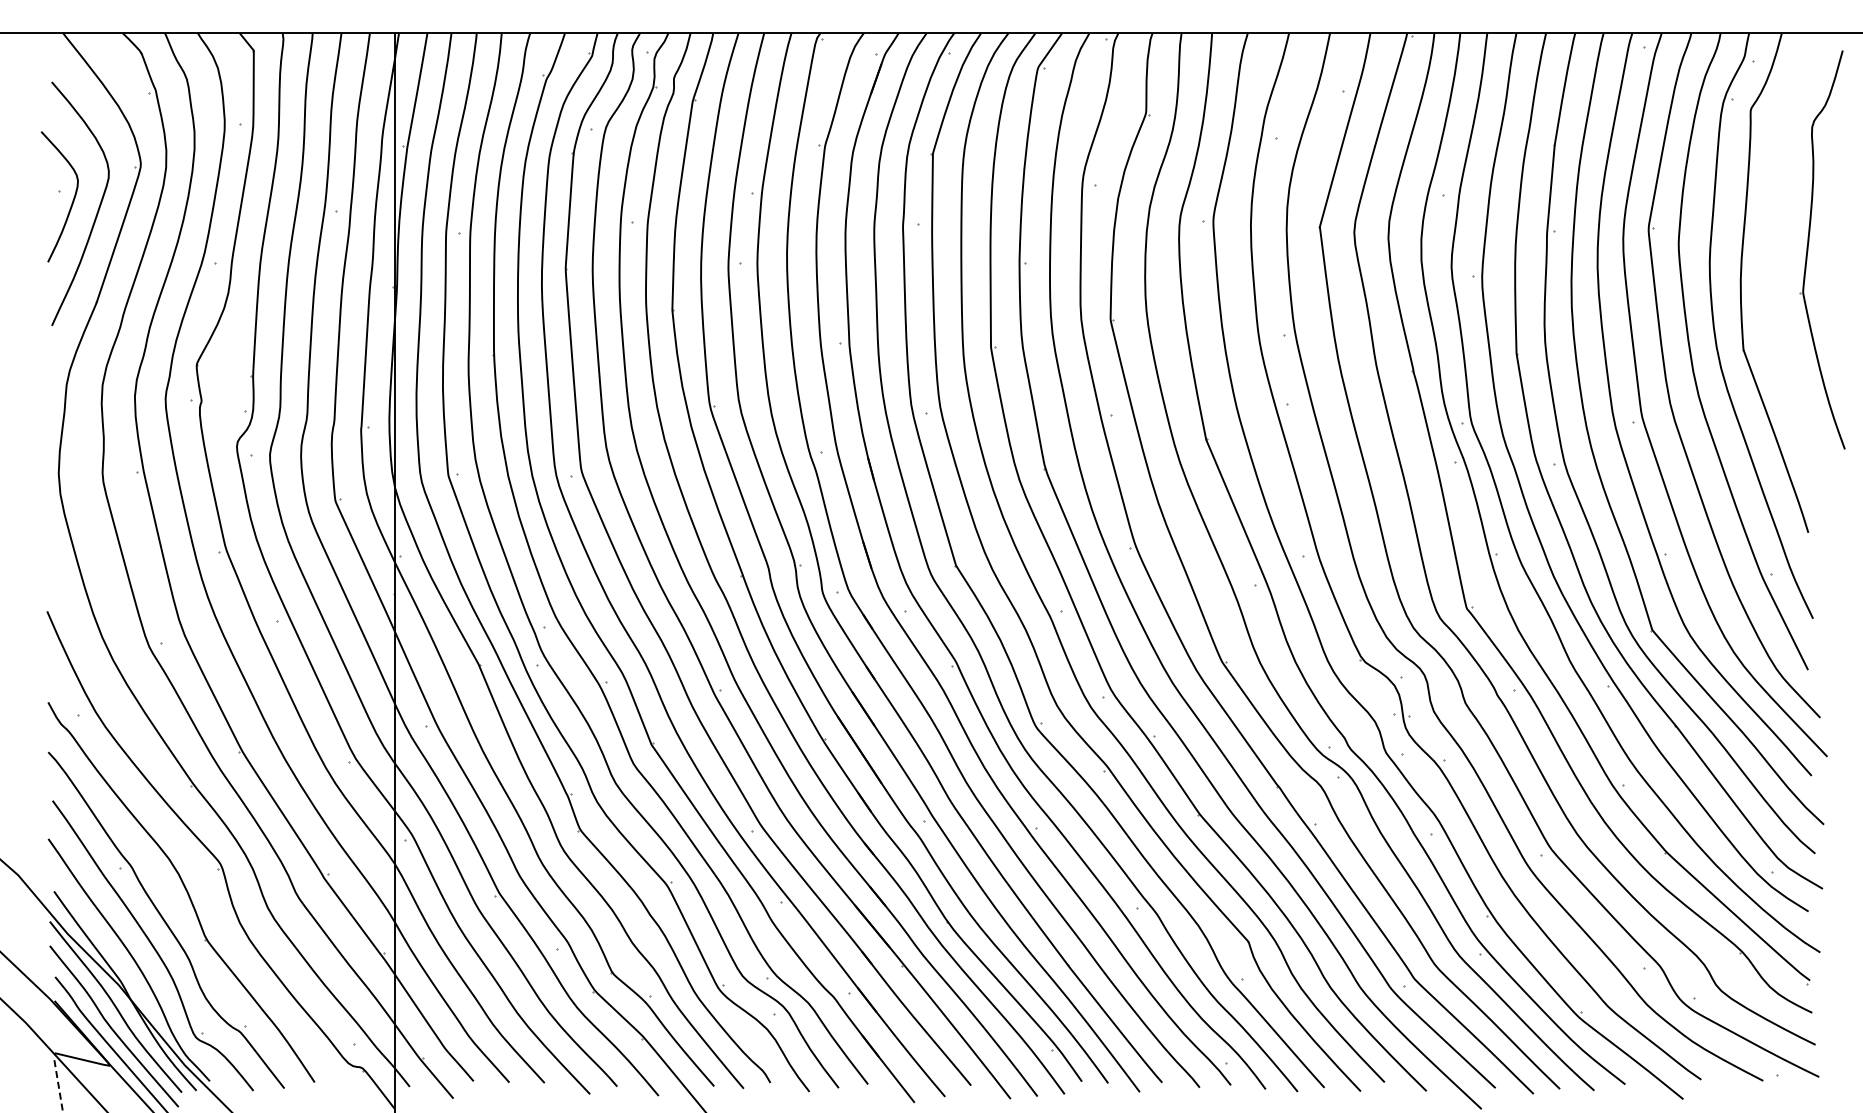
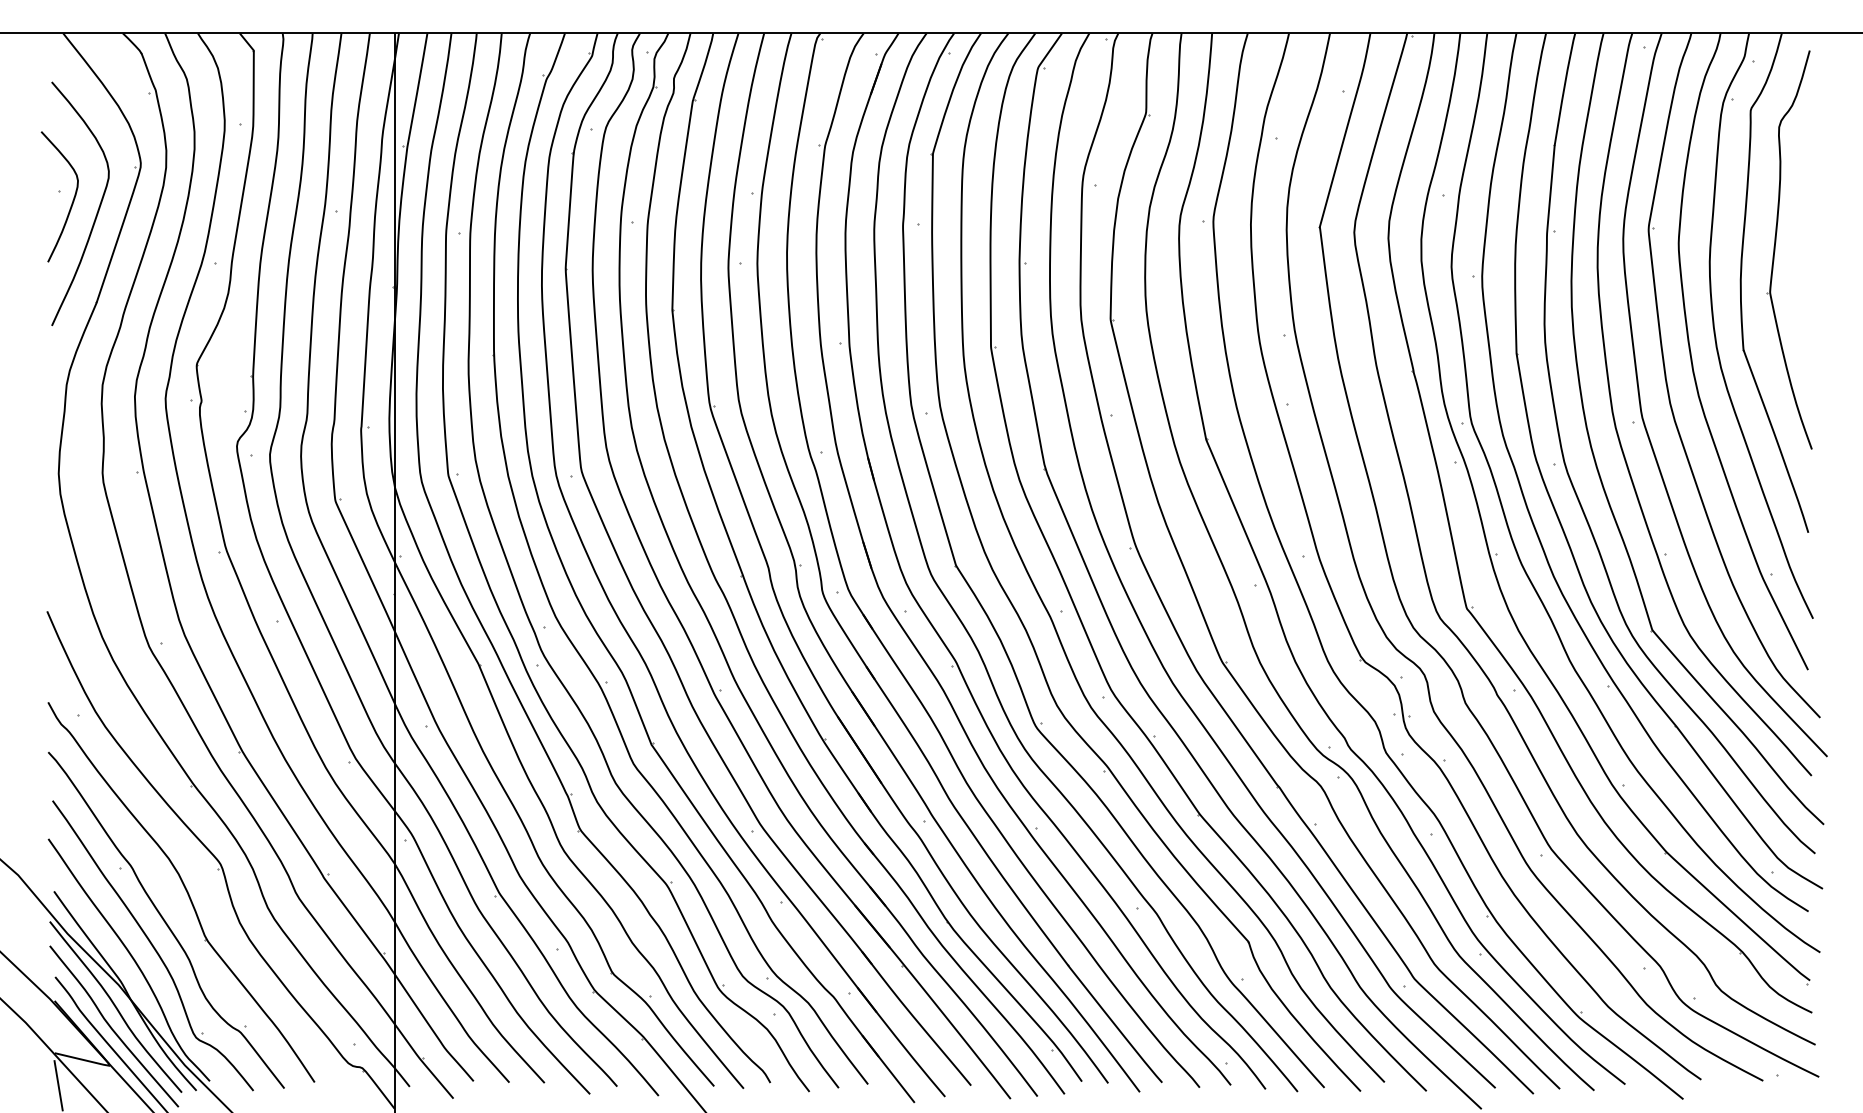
part position: (1808, 249) -> (1775, 249) (1775, 249)
line: dashed -> solid (58, 1085)
